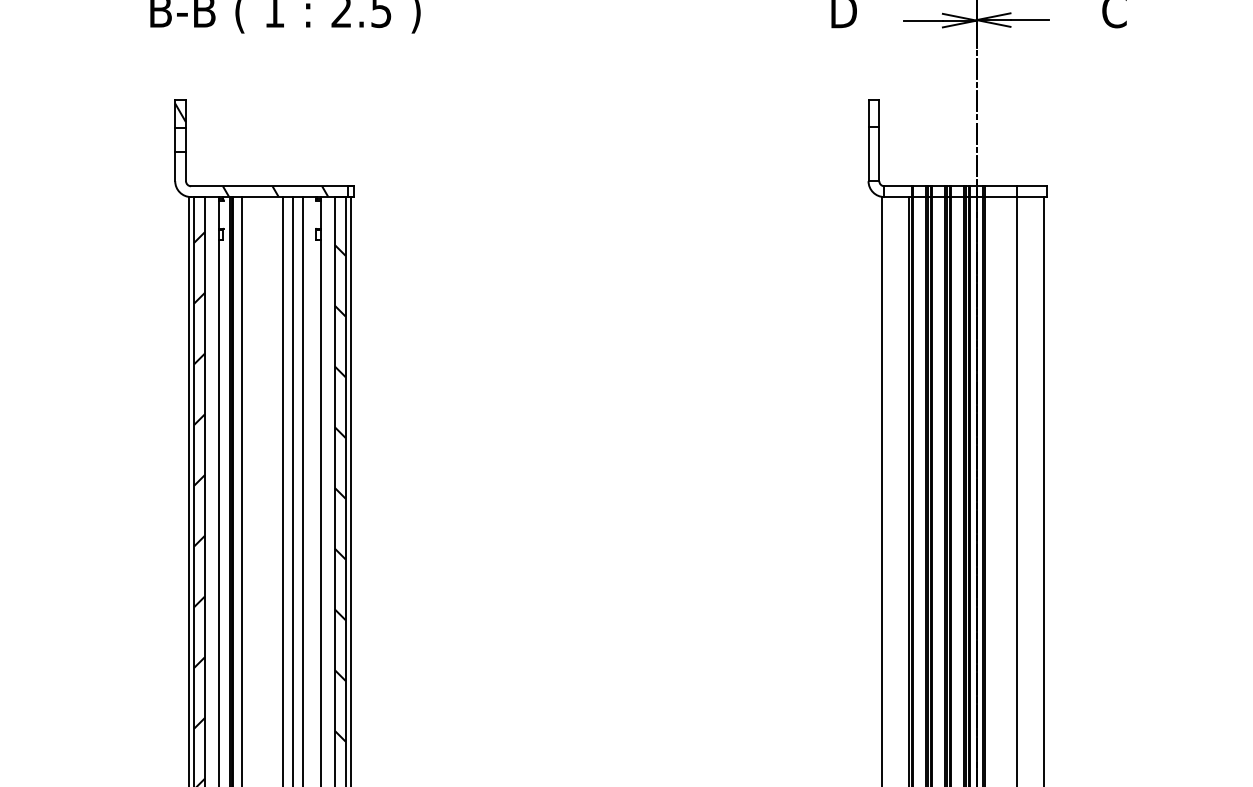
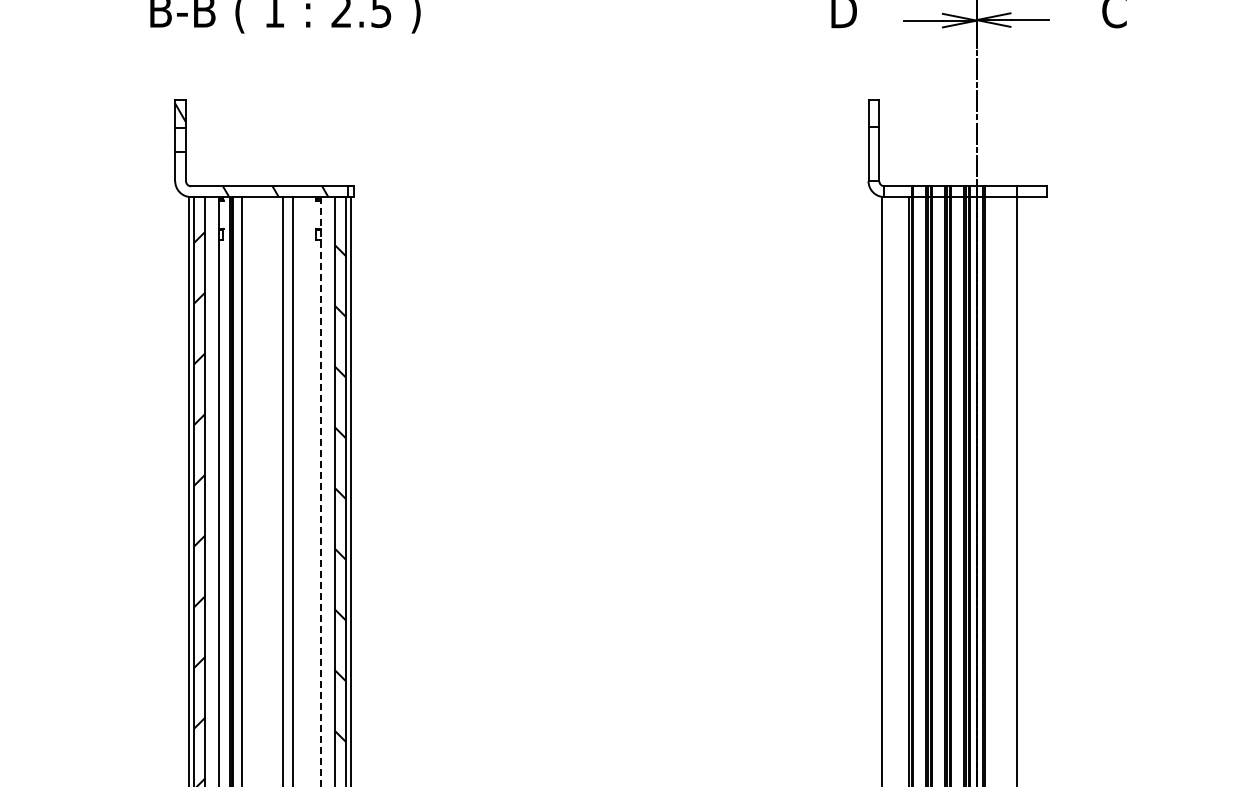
line: present -> none (302, 490)
line: present -> none (1044, 490)
line: solid -> dashed (321, 491)
